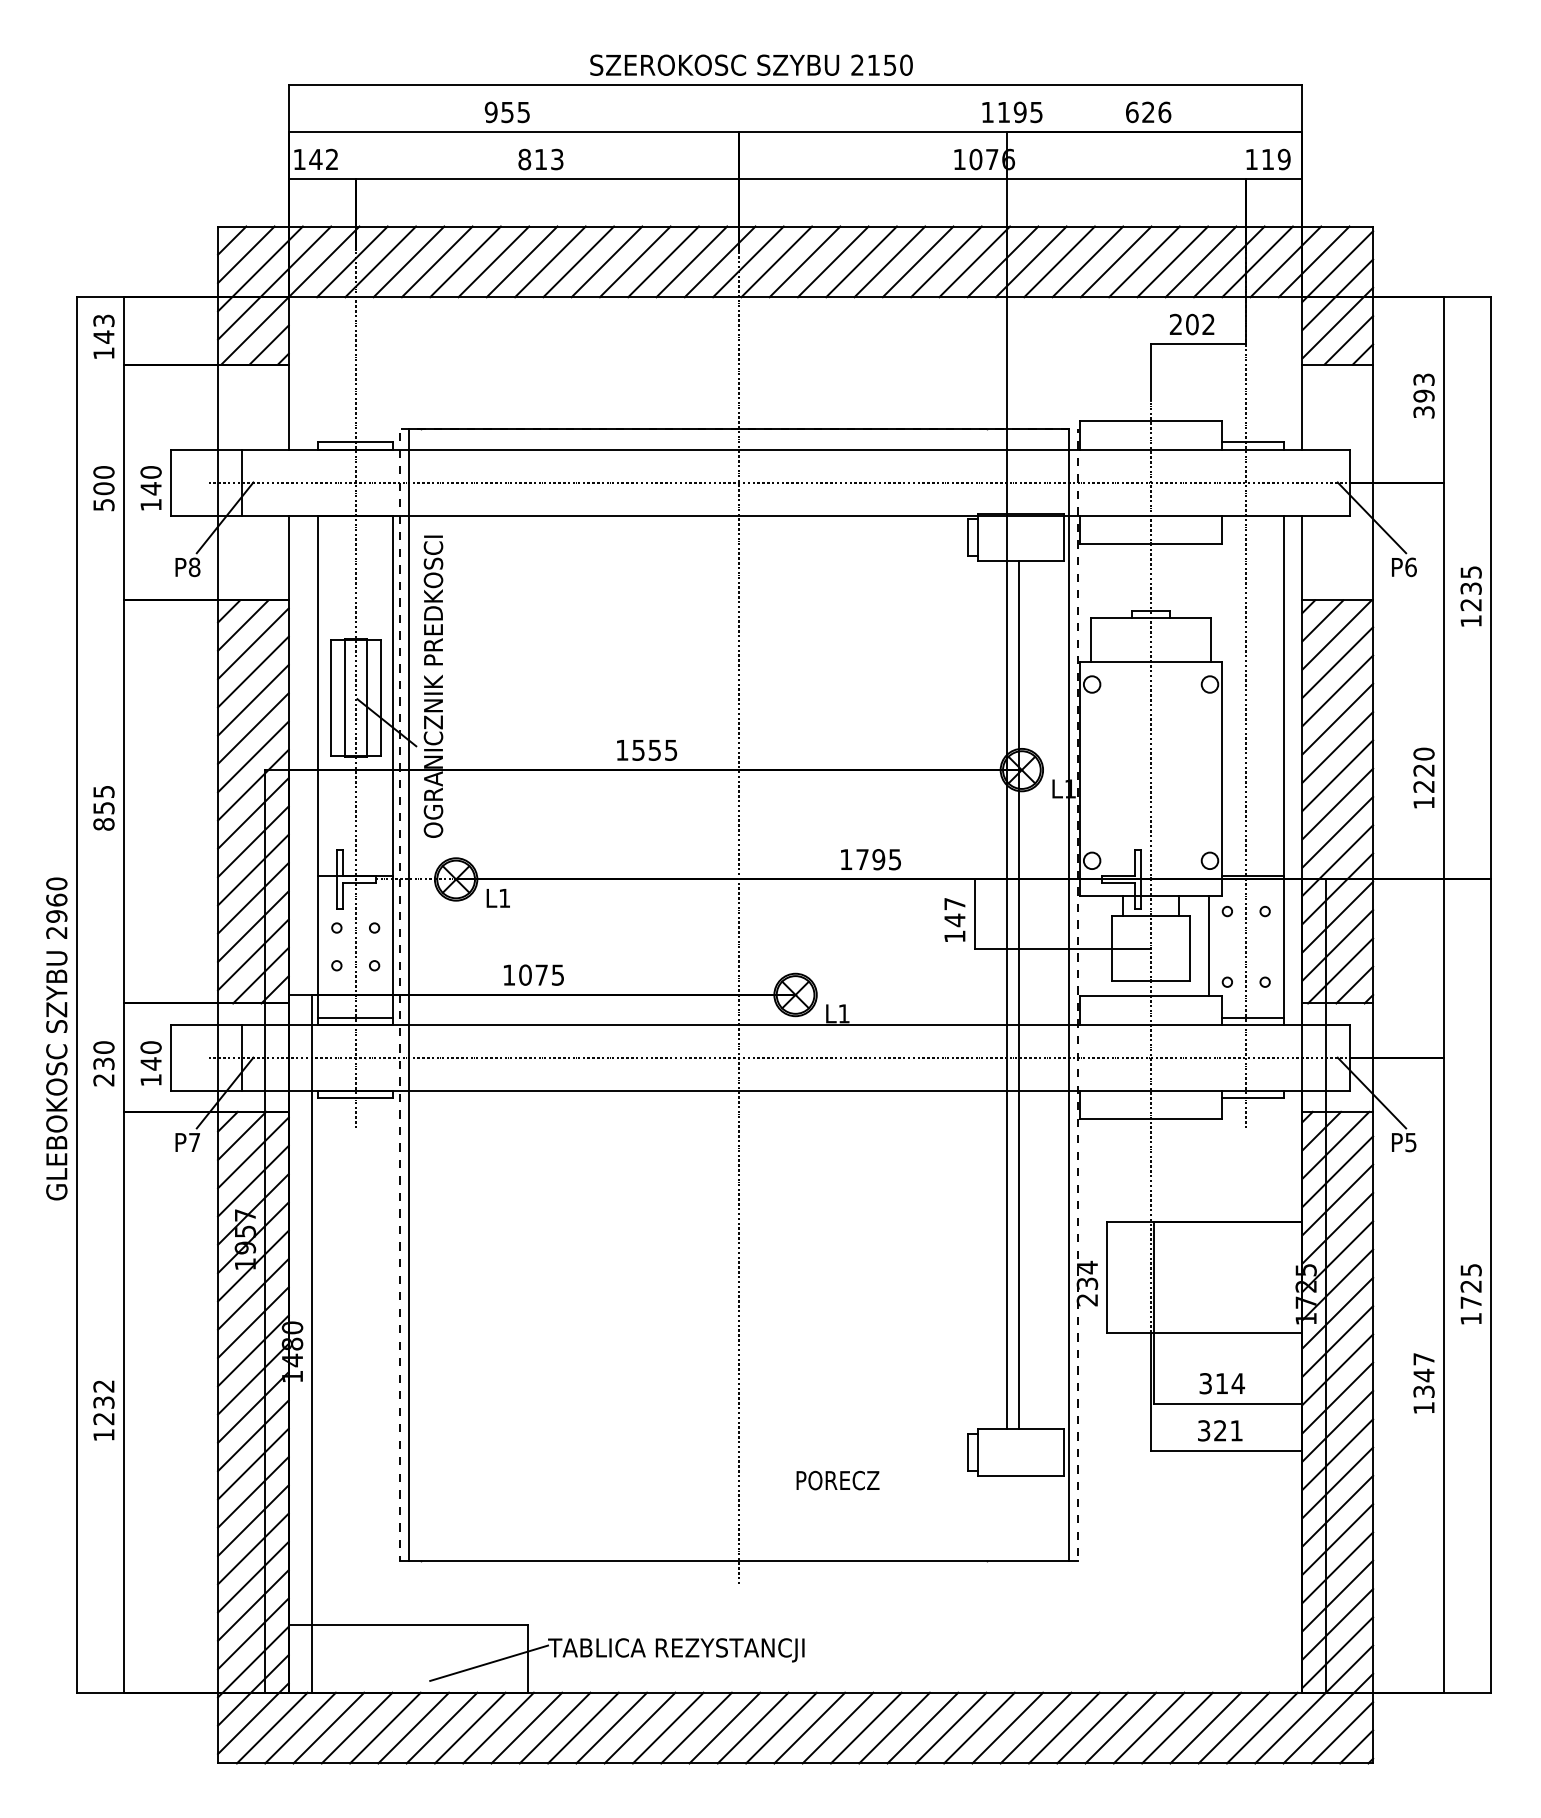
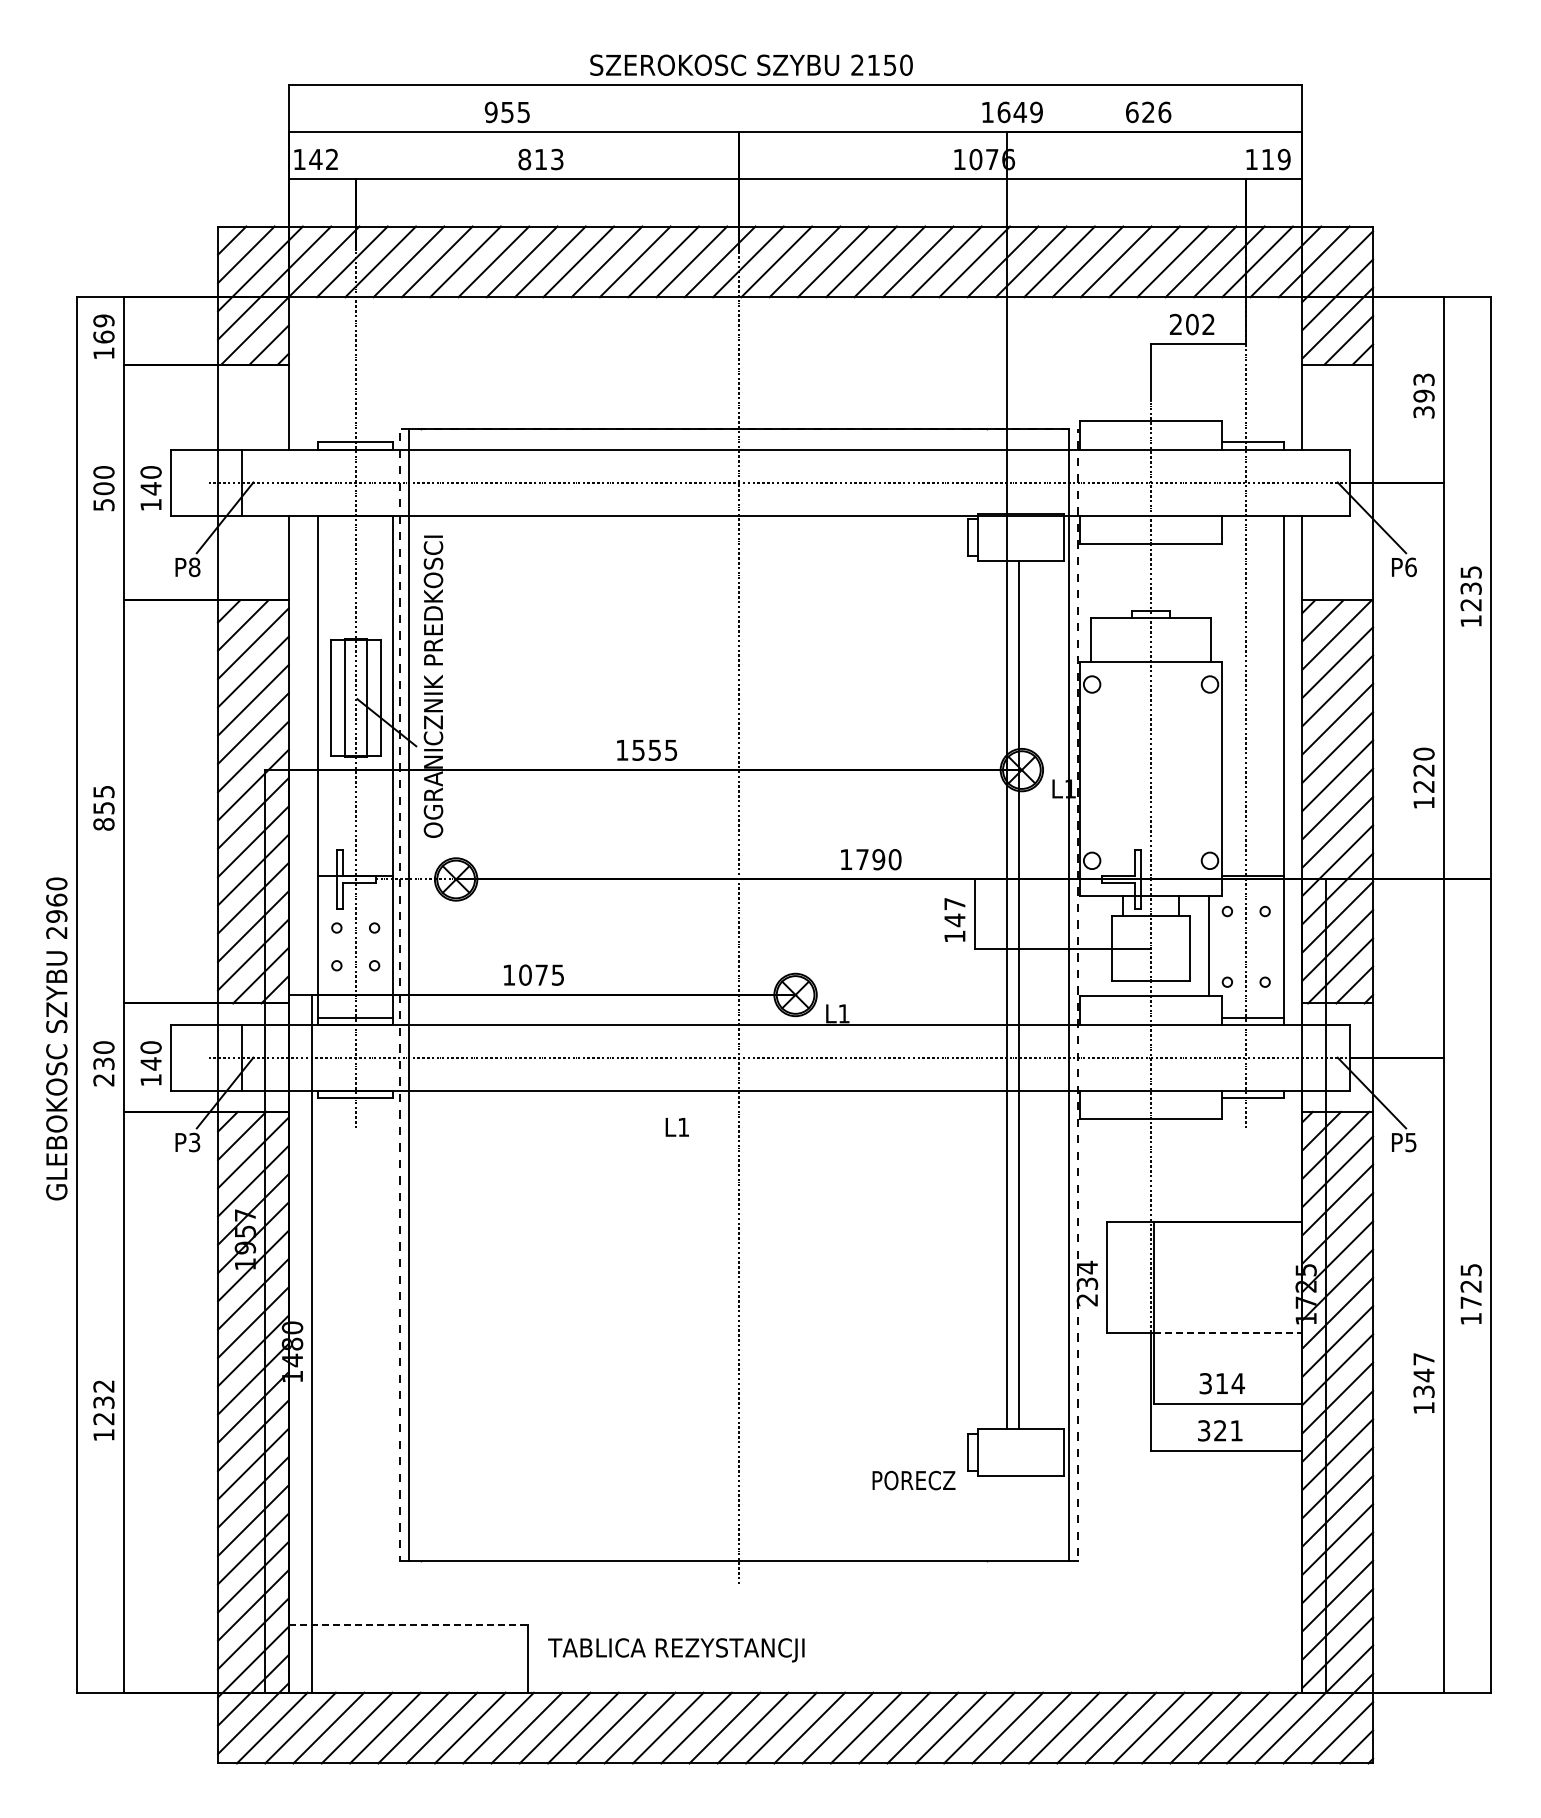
text: 1195 -> 1649 (1019, 112)
text: 143 -> 169 (103, 328)
text: 1795 -> 1790 (894, 859)
text position: (497, 898) -> (676, 1127) (676, 1127)
text: P7 -> P3 (194, 1142)
line: solid -> dashed (1228, 1332)
text position: (837, 1480) -> (913, 1480) (913, 1480)
line: solid -> dashed (408, 1625)
line: present -> none (489, 1662)
